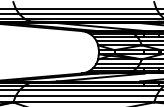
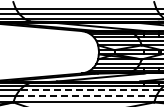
line: solid -> dashed (89, 90)
line: solid -> dashed (85, 96)
